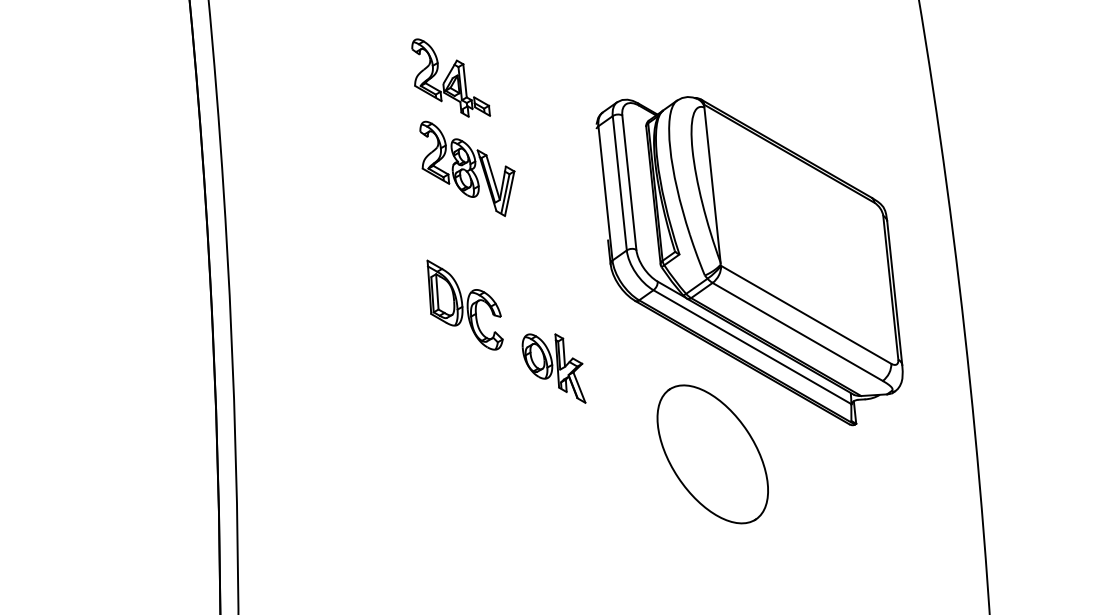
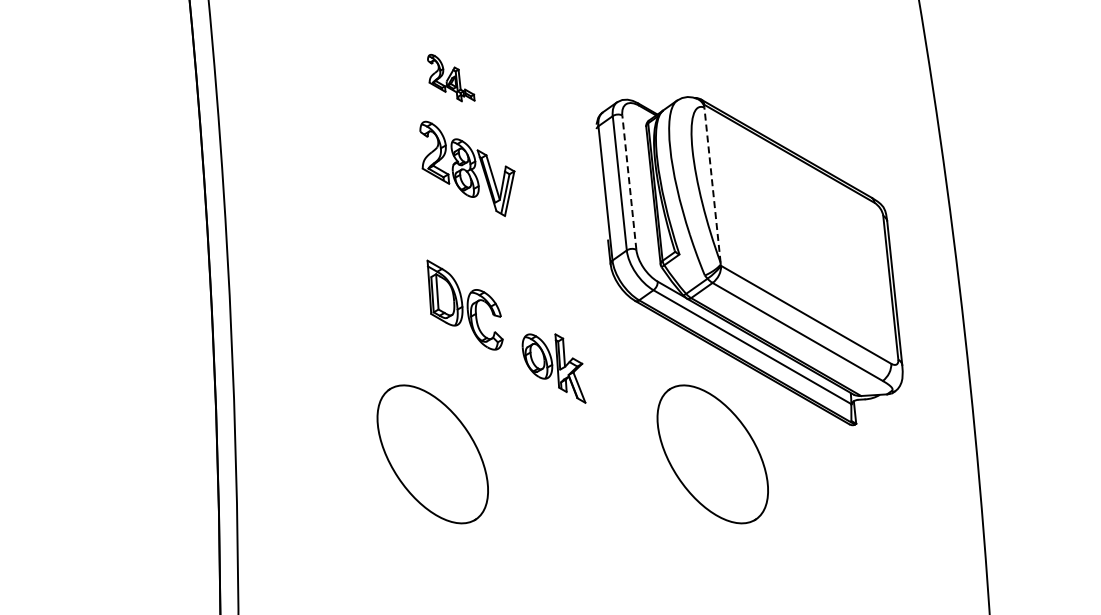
part size: 81x80 px -> 49x49 px (451, 78)
line: solid -> dashed (629, 182)
line: solid -> dashed (712, 184)
part: none -> present (432, 454)
